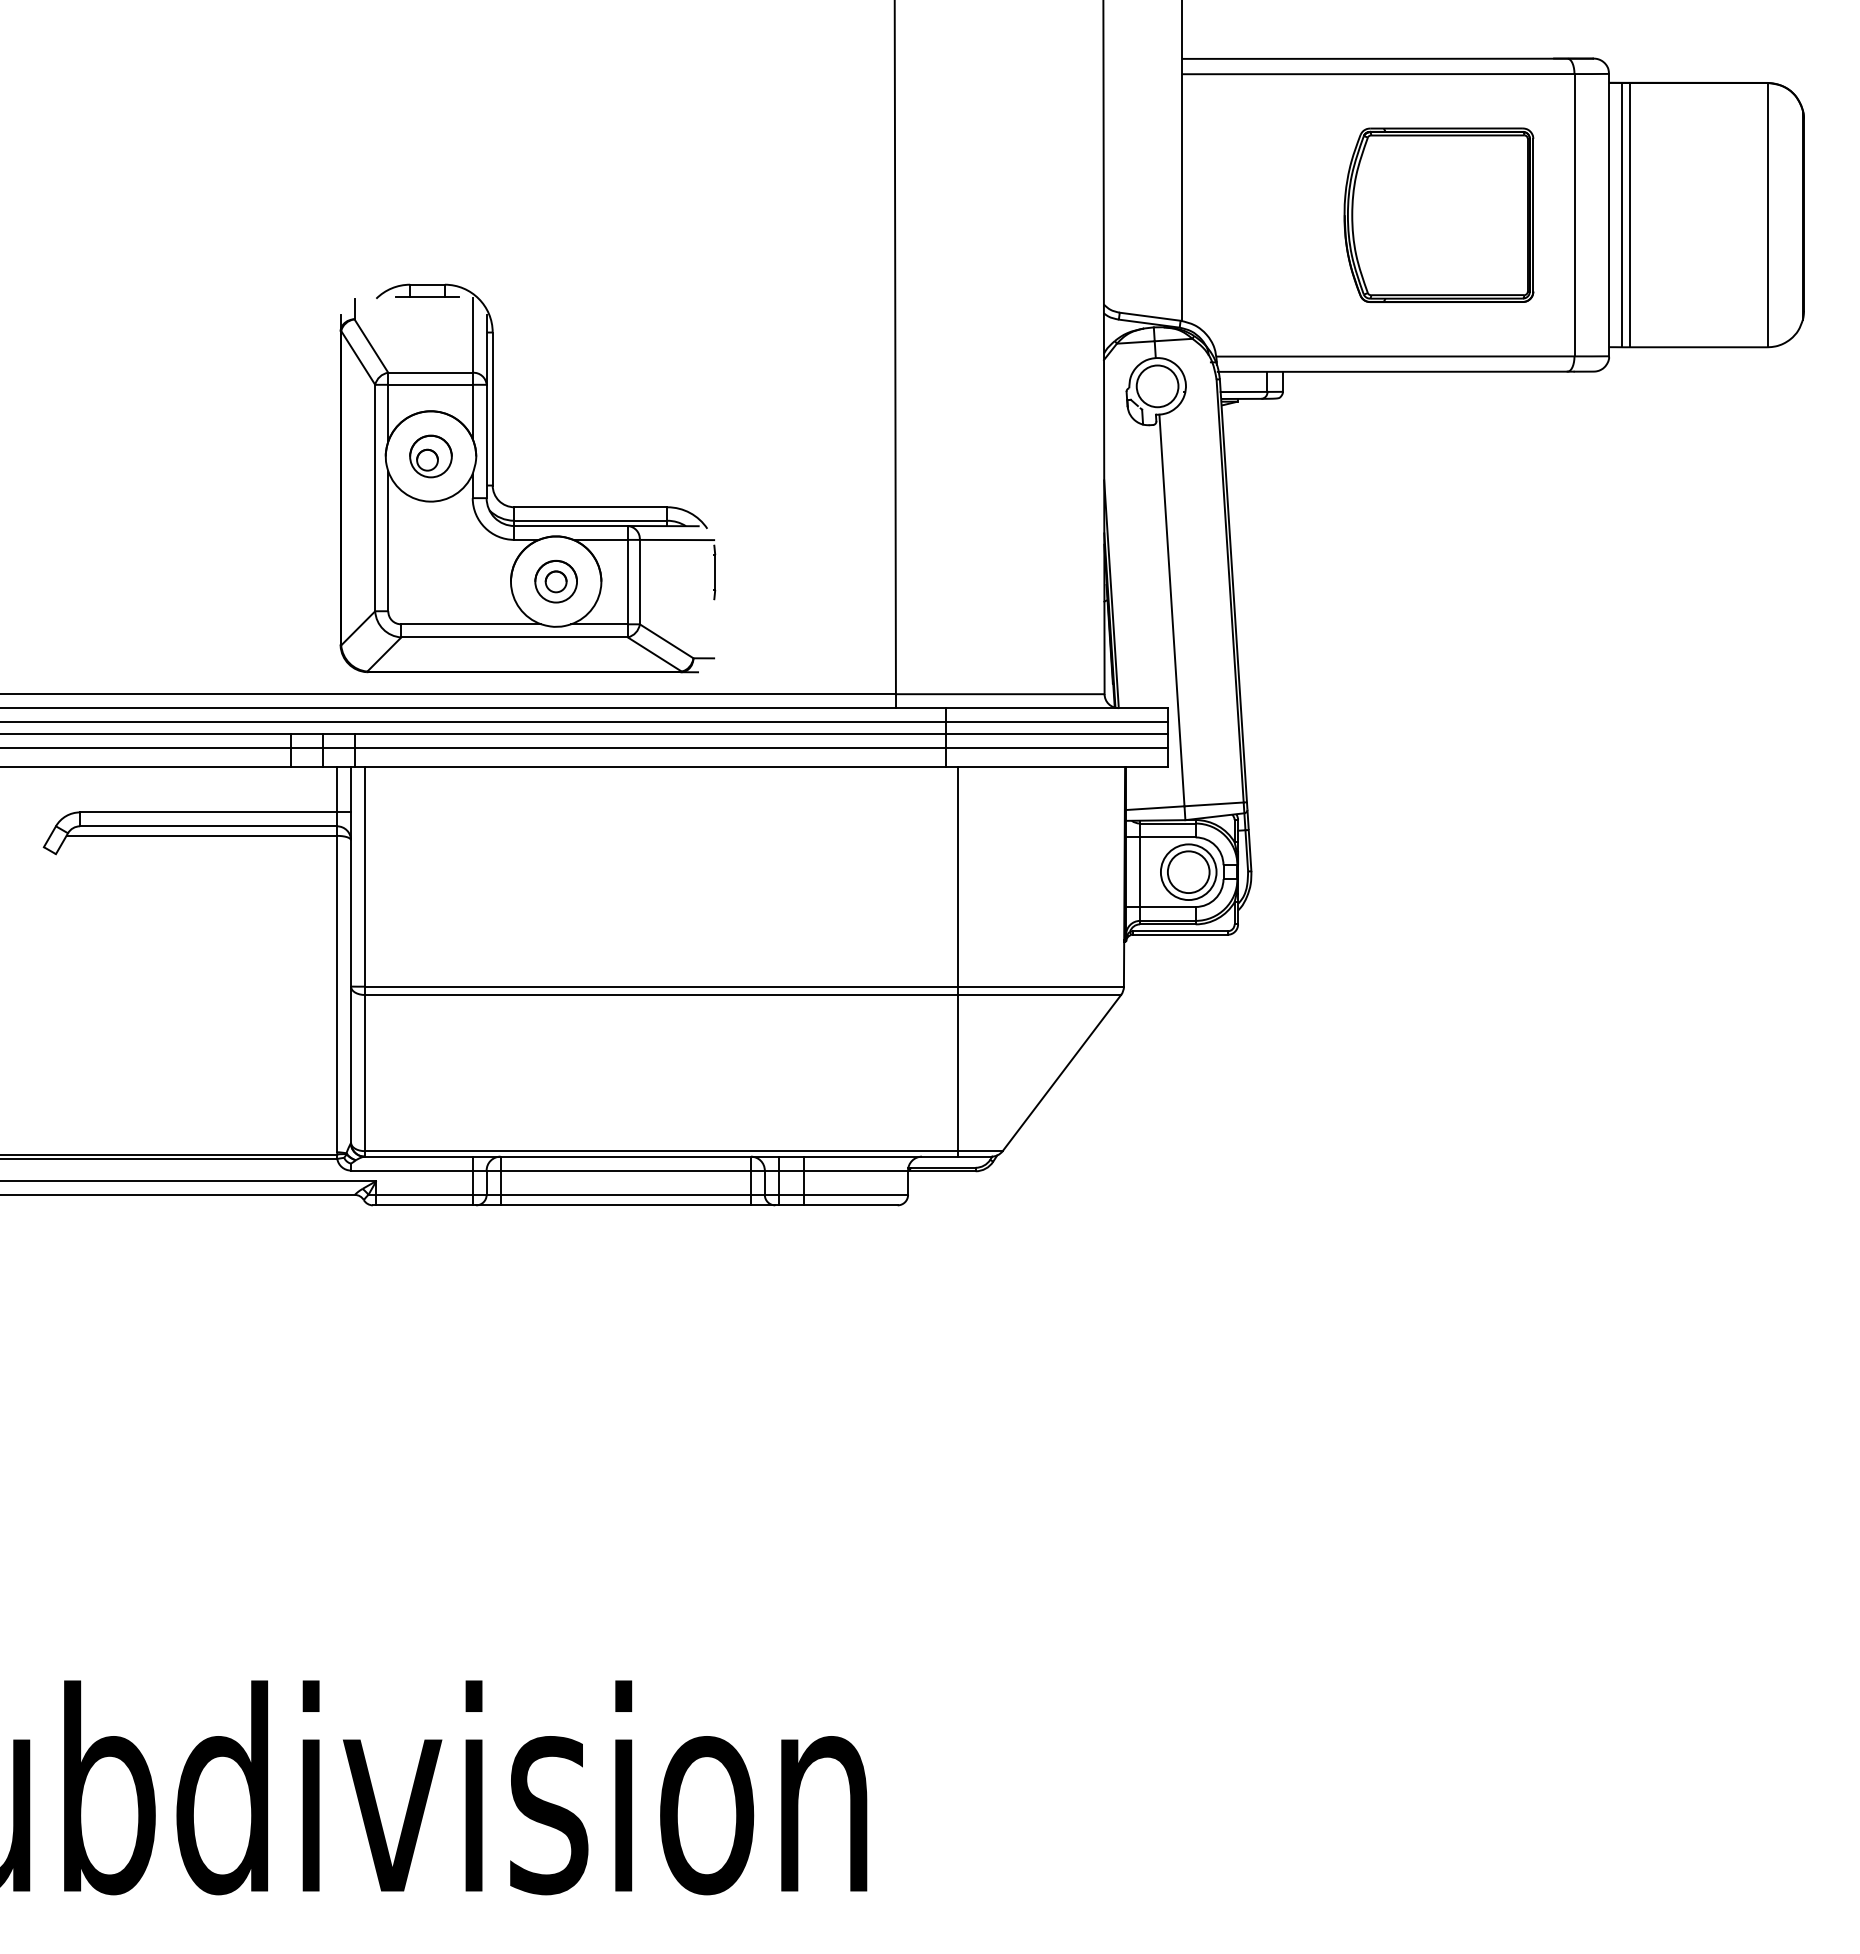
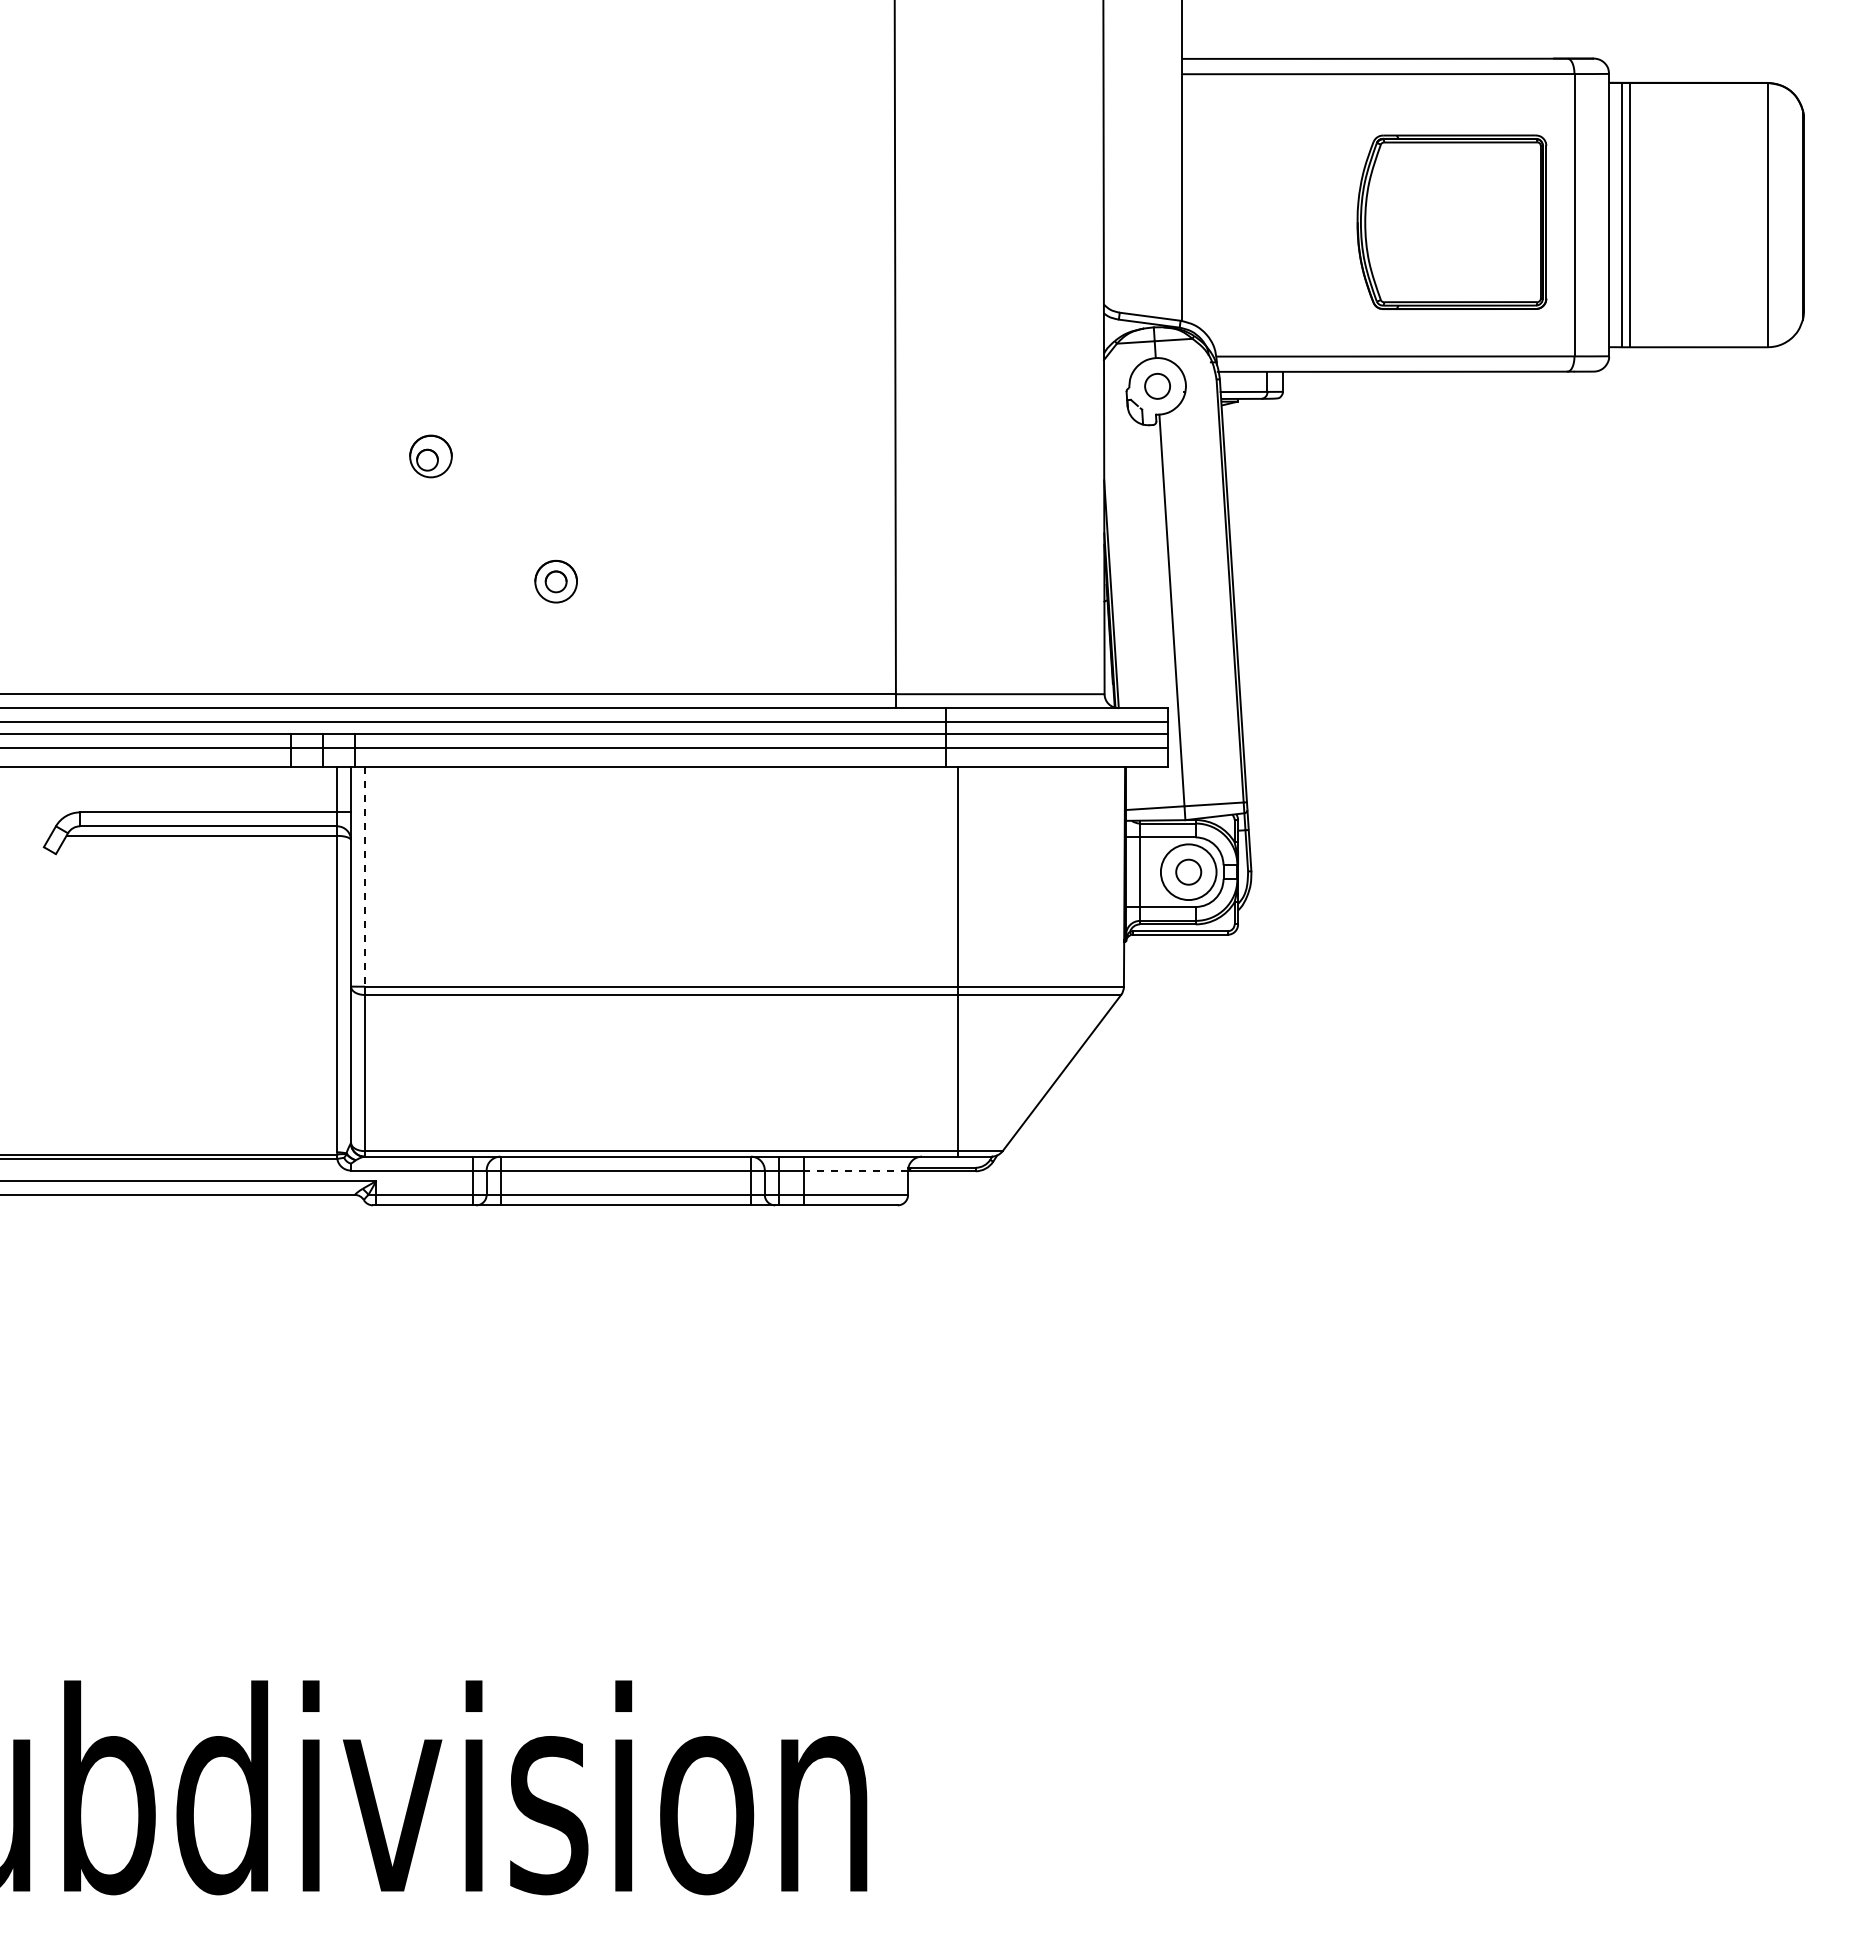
part position: (1438, 214) -> (1451, 221) (1451, 221)
circle diameter: 42 px -> 25 px (1157, 385)
part: present -> none (527, 506)
circle diameter: 42 px -> 25 px (1188, 871)
line: solid -> dashed (364, 876)
line: solid -> dashed (855, 1170)
